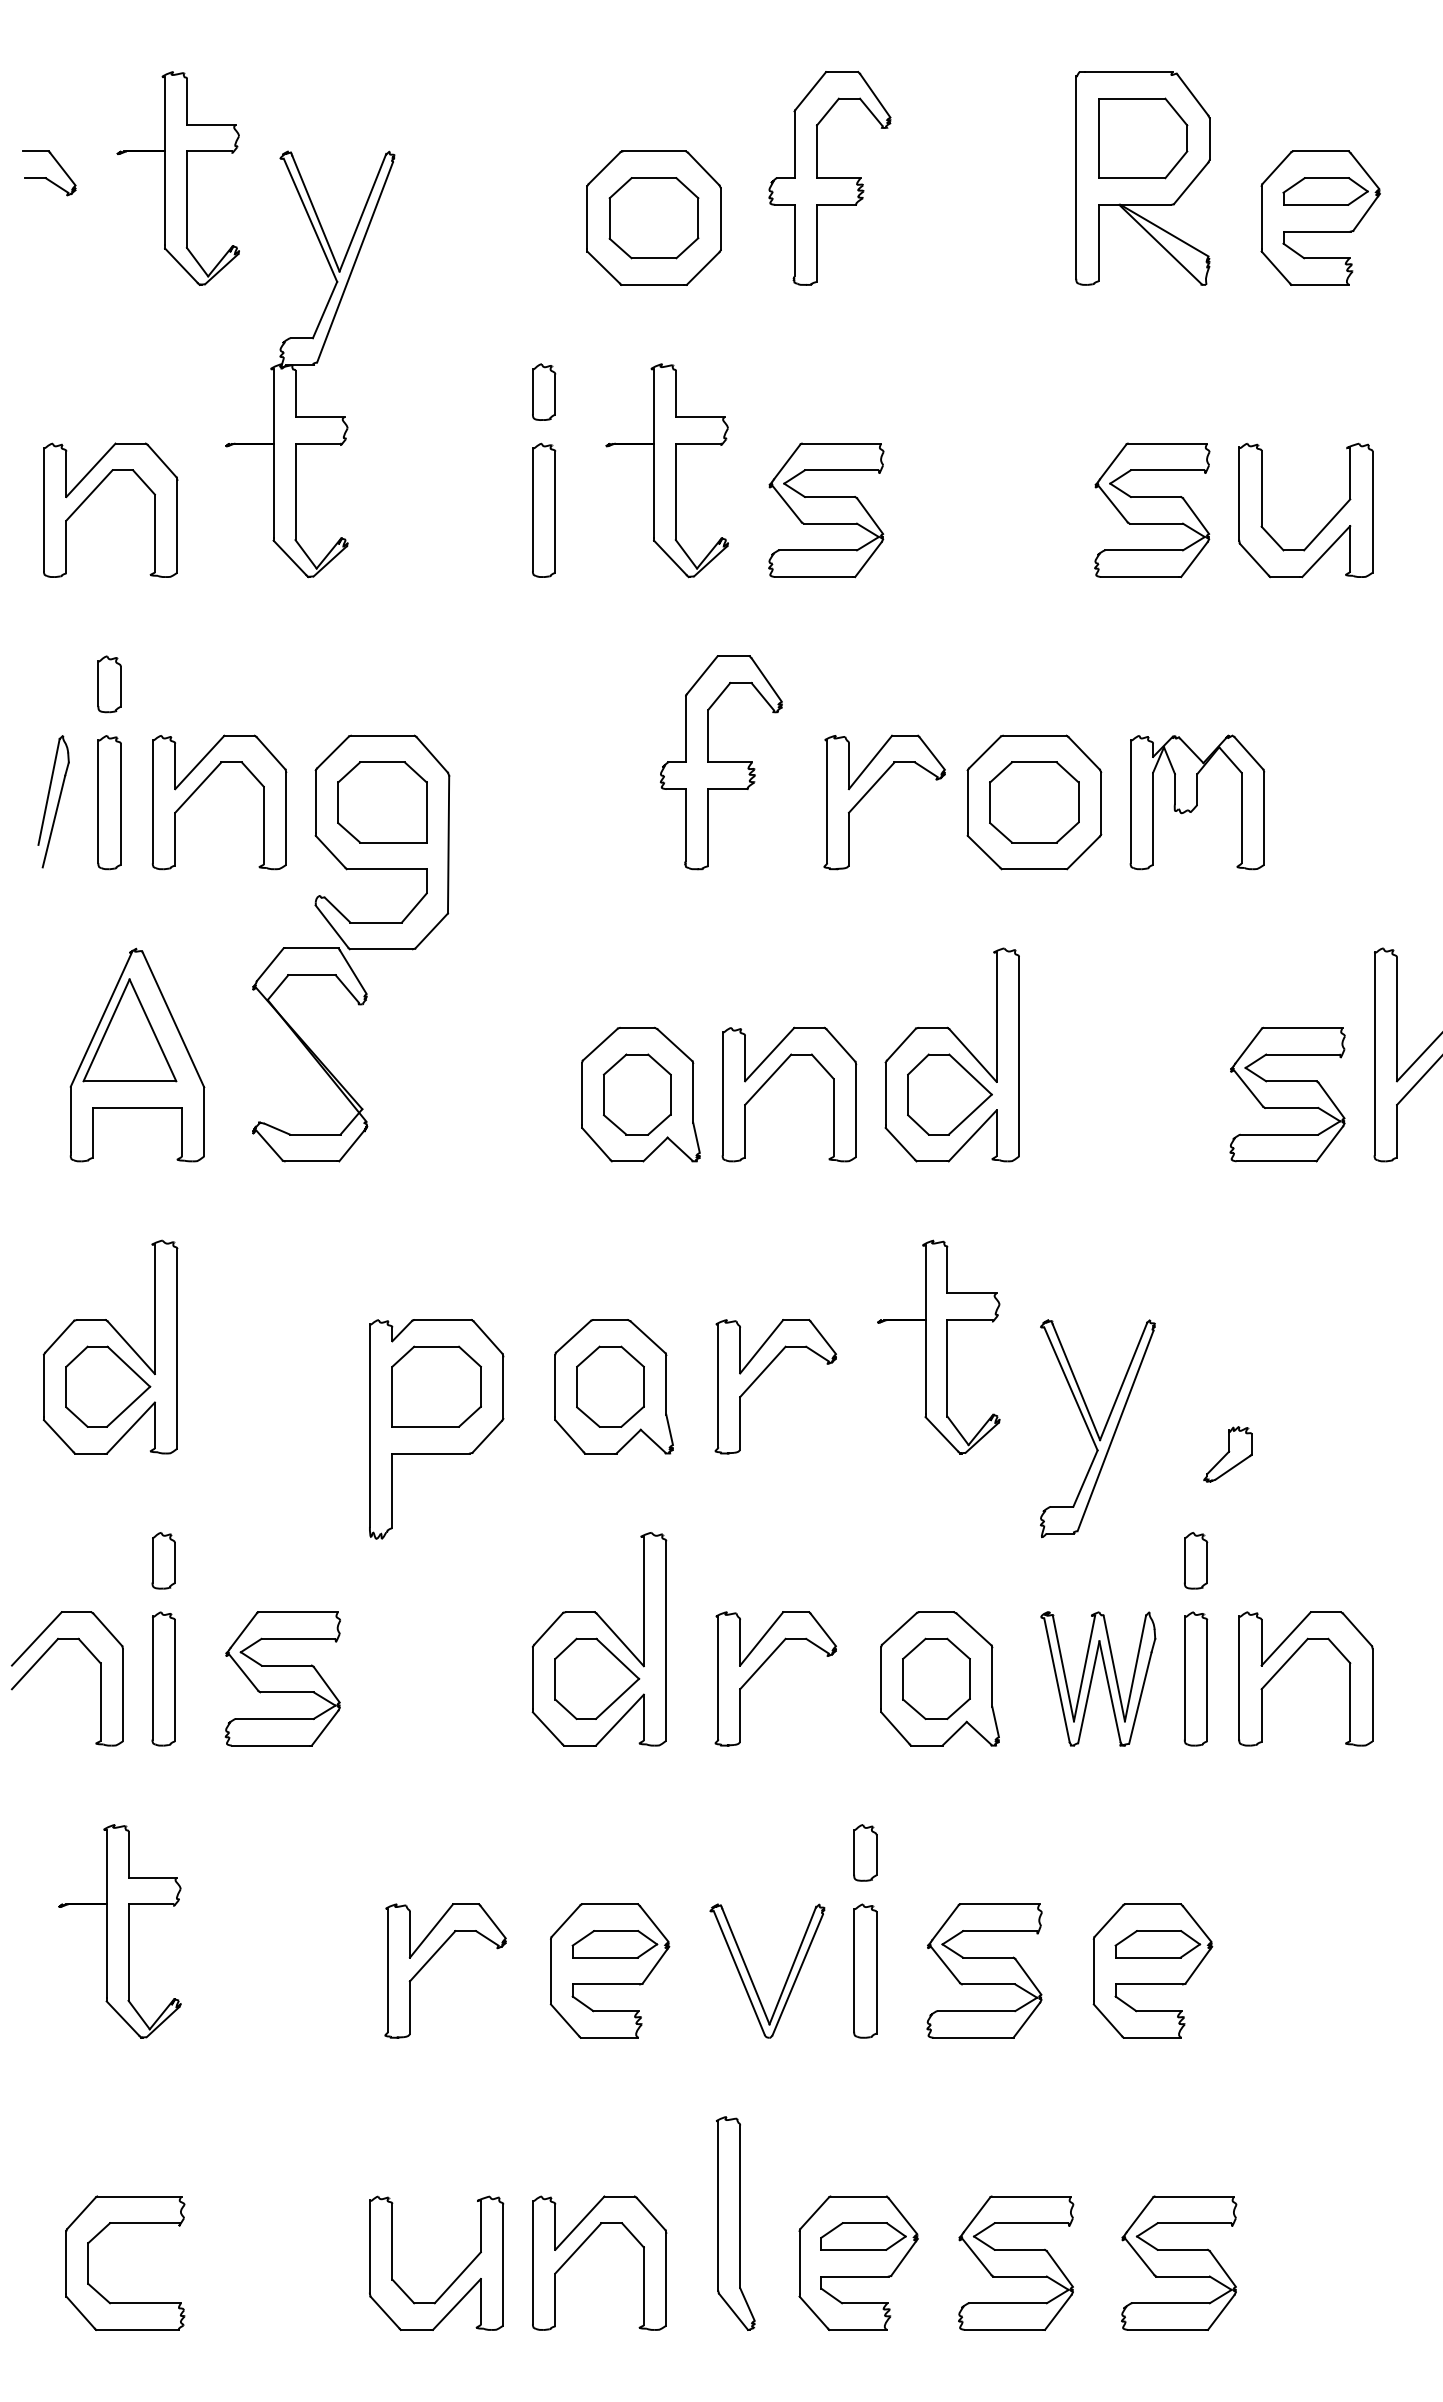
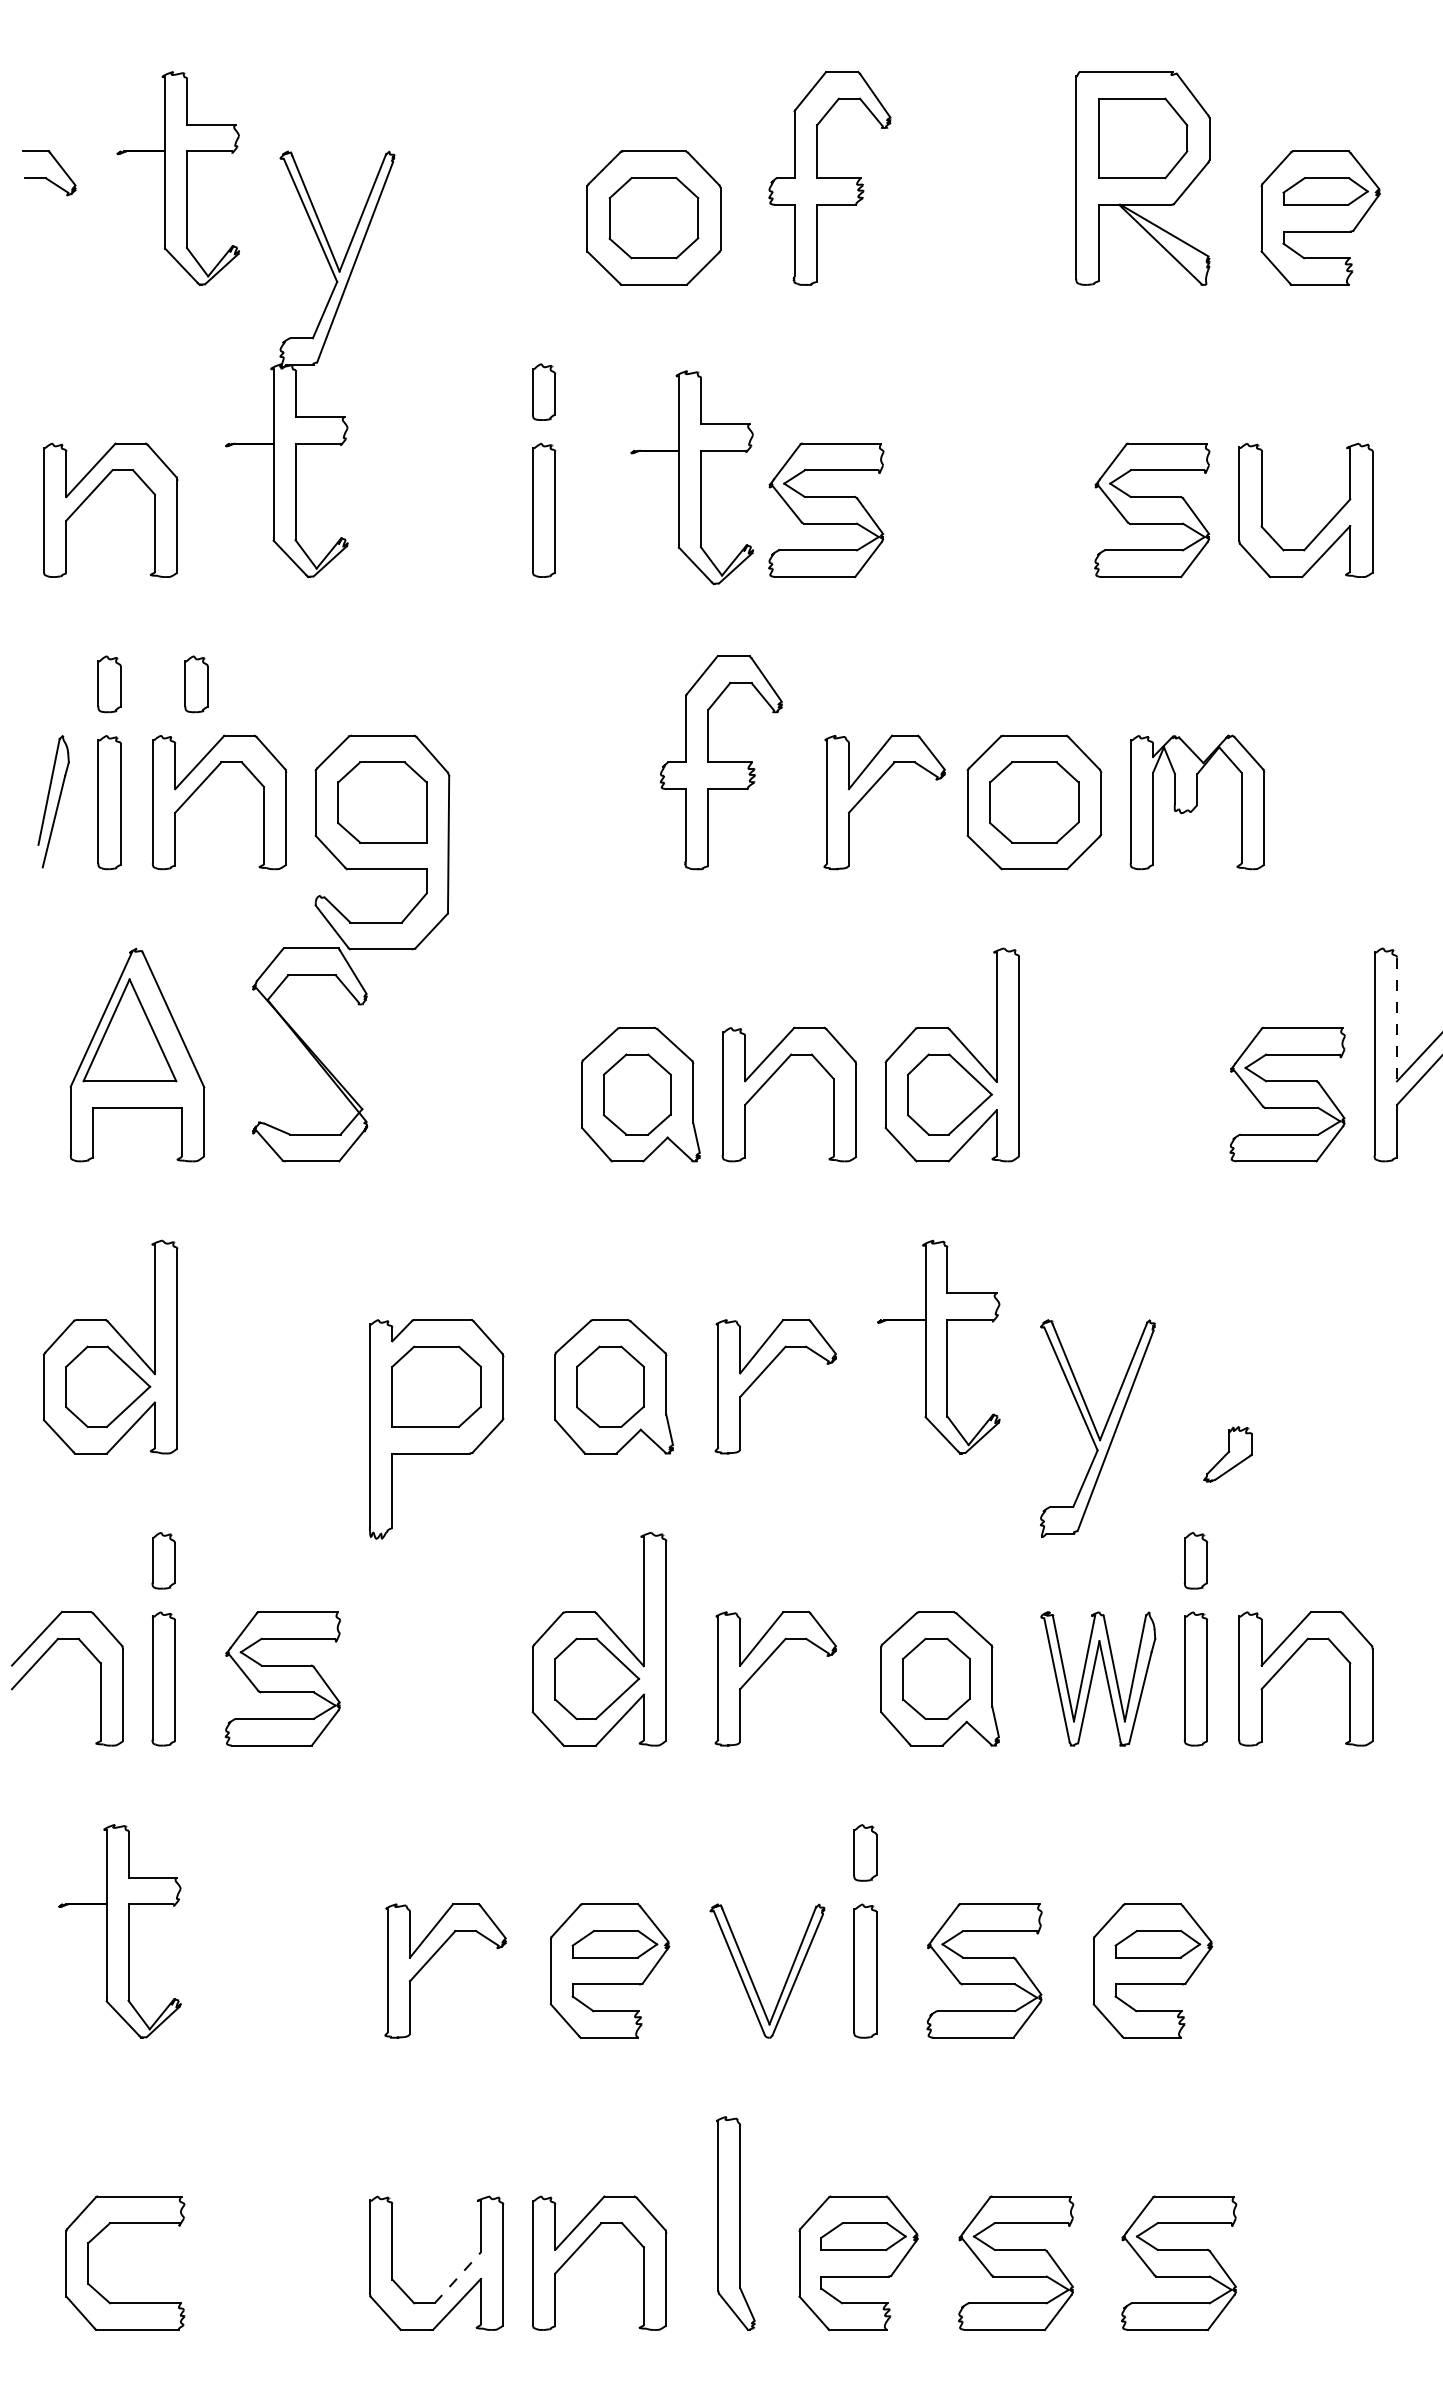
part position: (666, 470) -> (691, 477) (691, 477)
part: none -> present (196, 684)
line: solid -> dashed (1397, 1019)
line: solid -> dashed (458, 2277)
